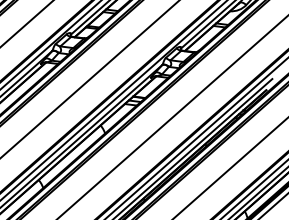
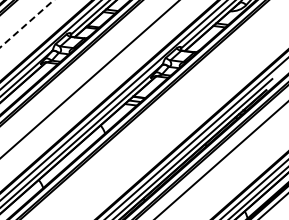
line: solid -> dashed (27, 23)
line: present -> none (172, 117)
line position: (230, 168) -> (221, 159) (221, 159)
